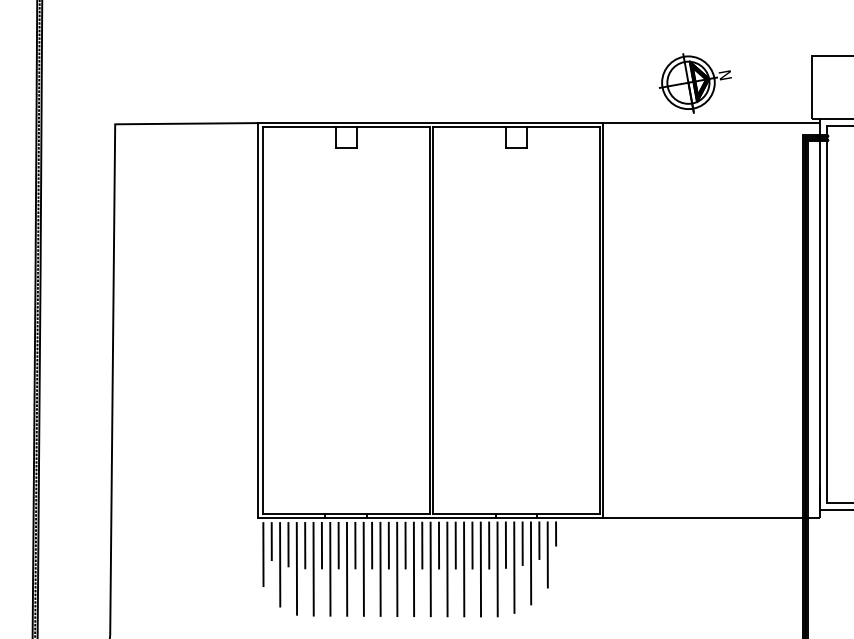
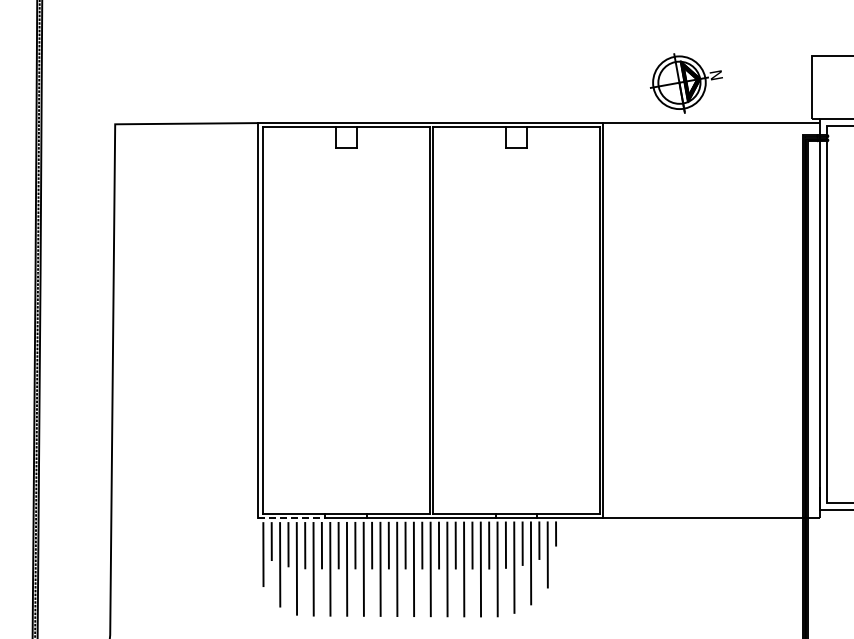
part position: (694, 83) -> (685, 83) (685, 83)
line: solid -> dashed (292, 518)
